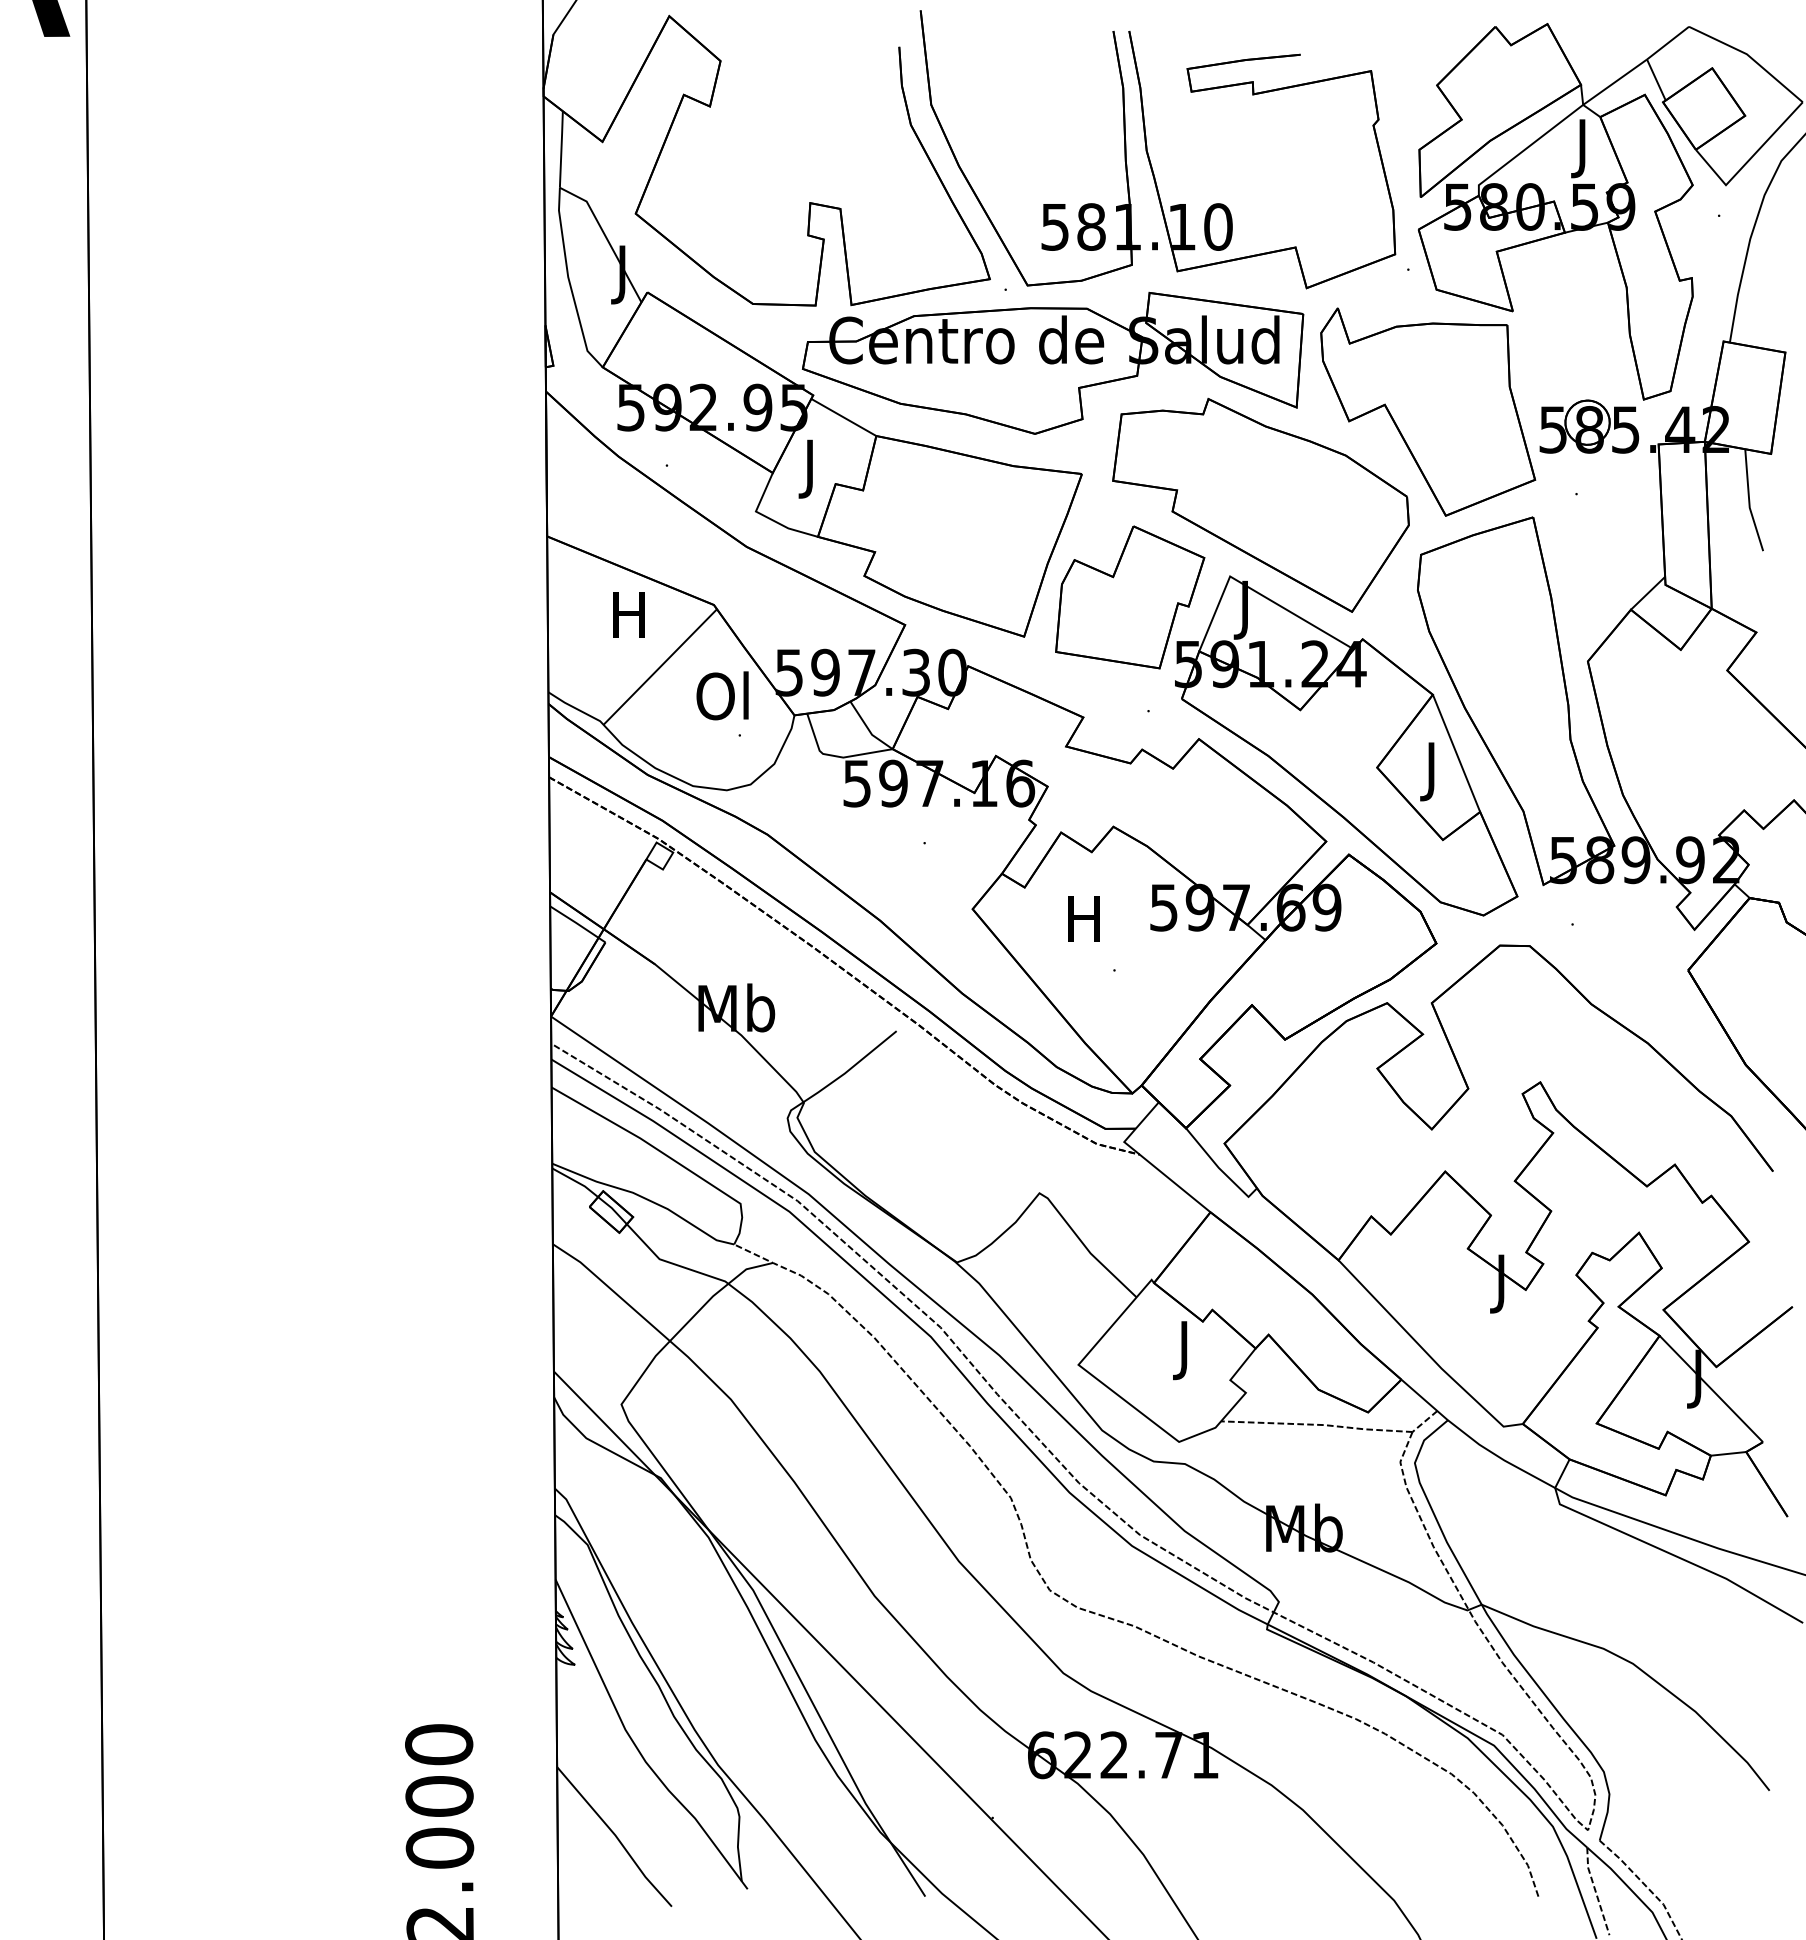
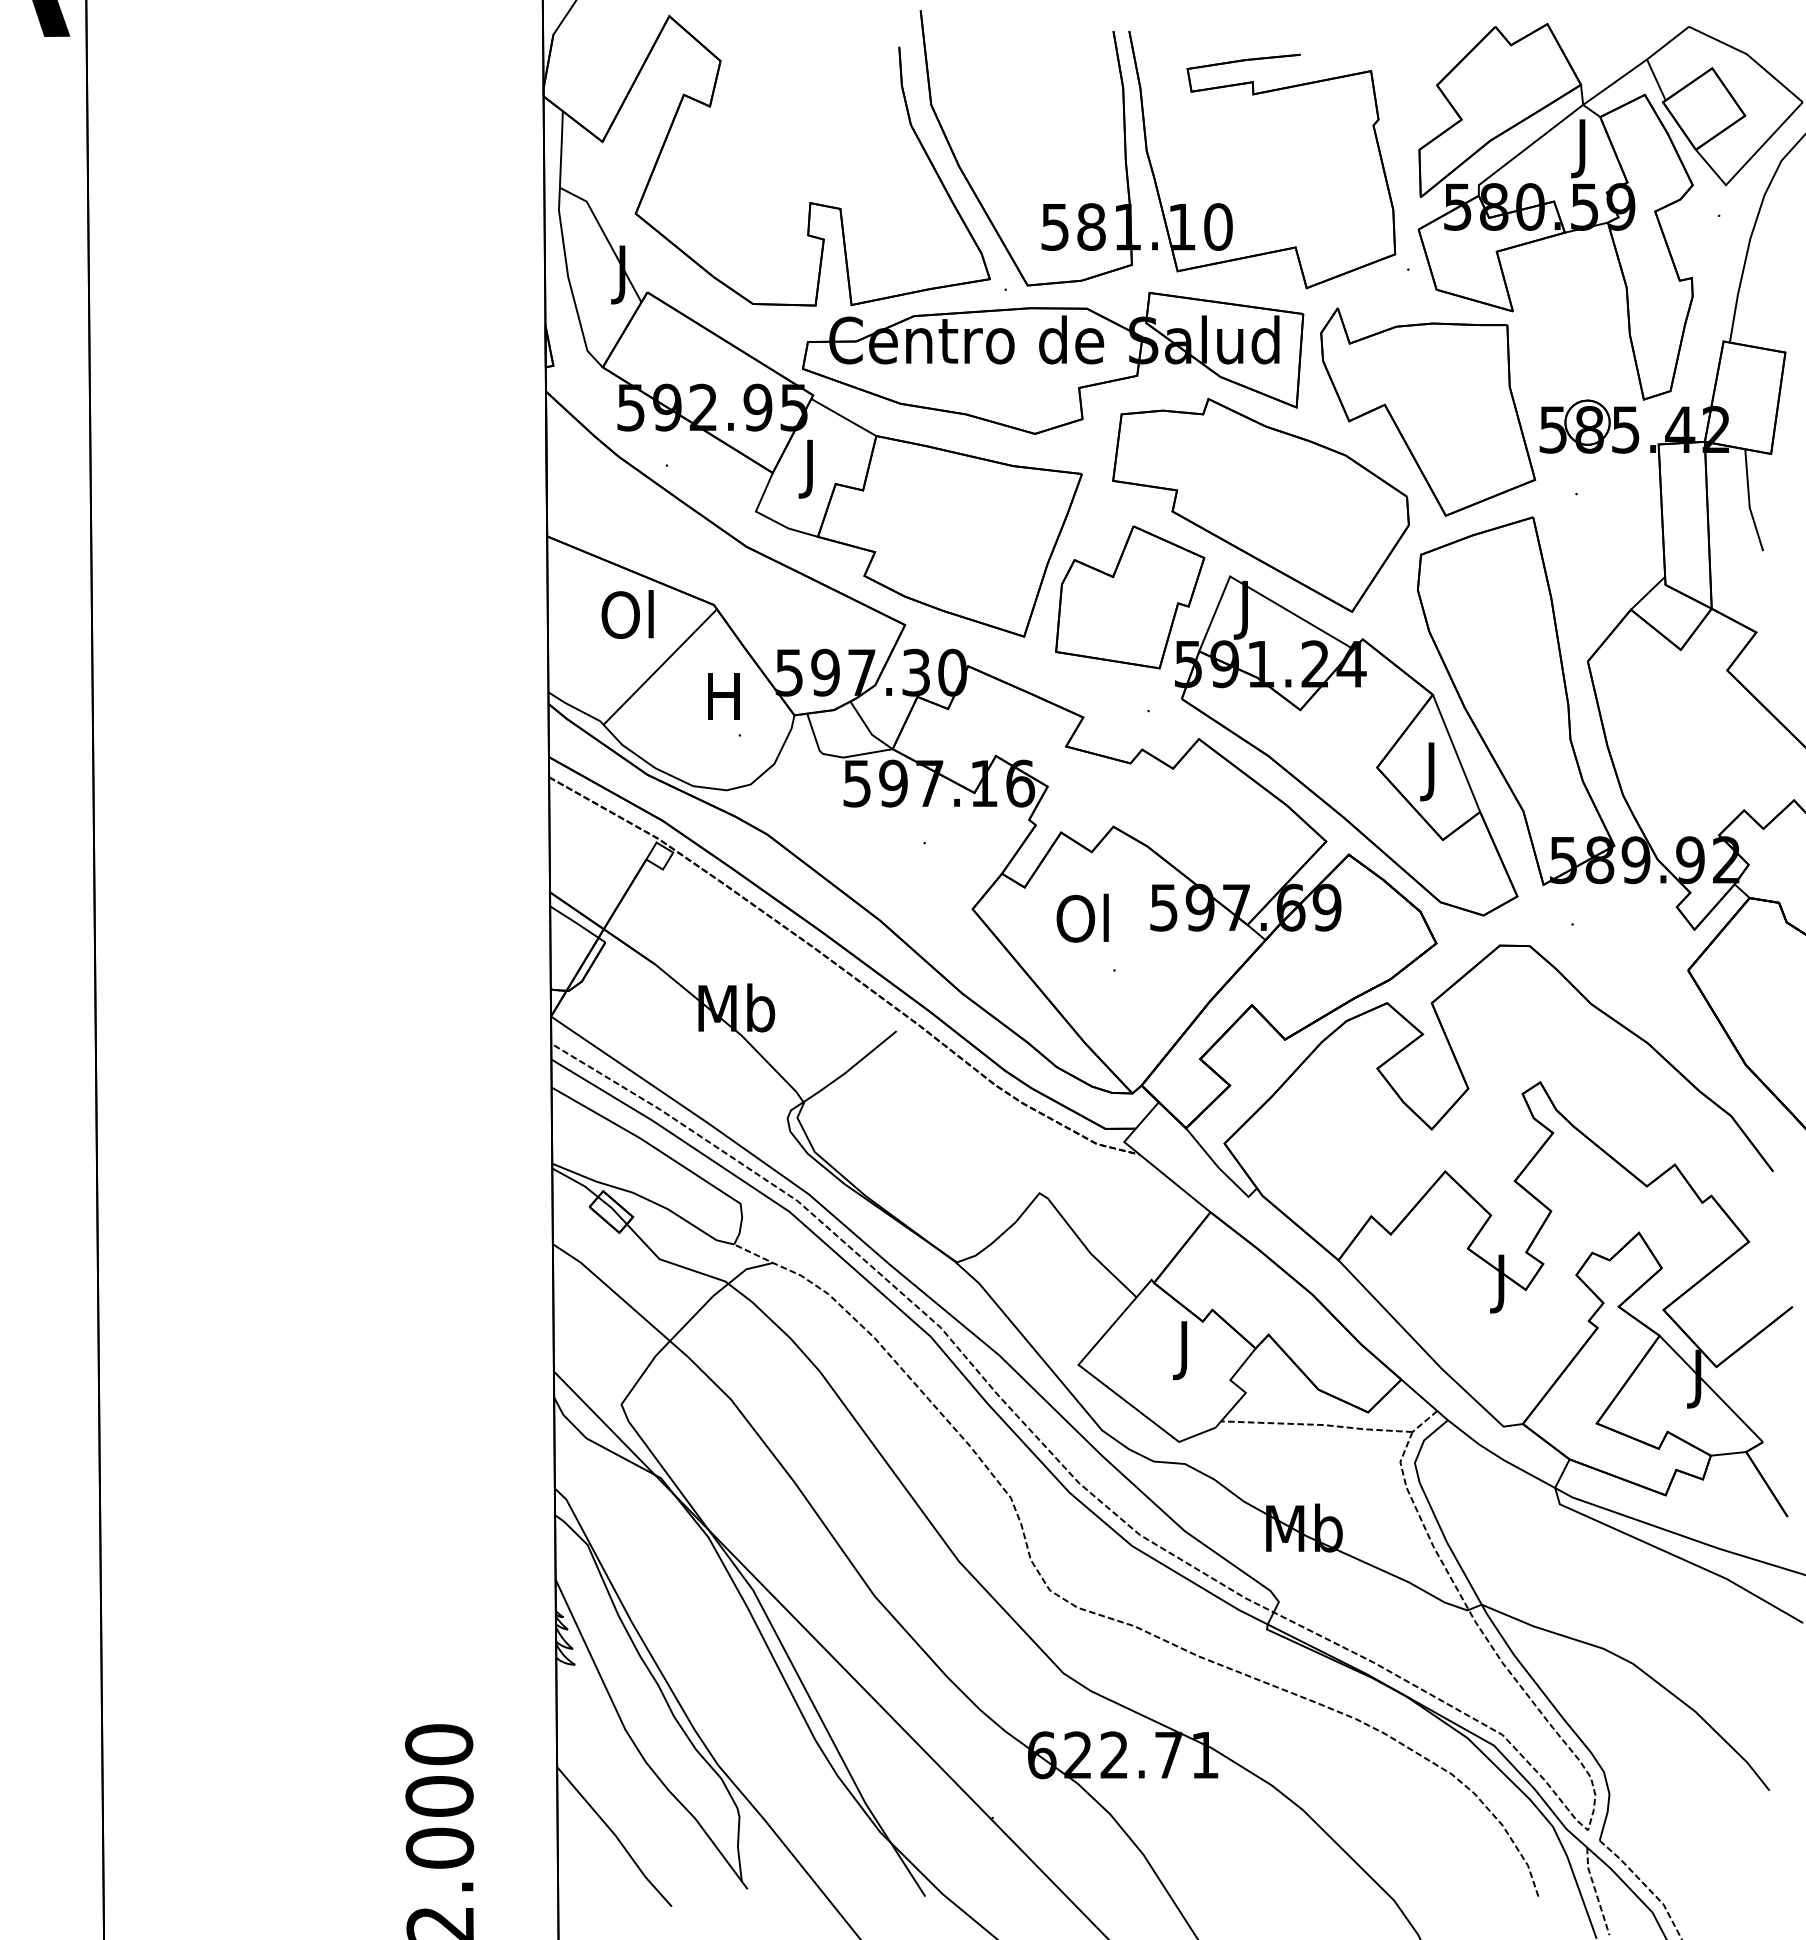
text: H -> Ol (627, 614)
text: Ol -> H (722, 695)
text: H -> Ol (1082, 917)
